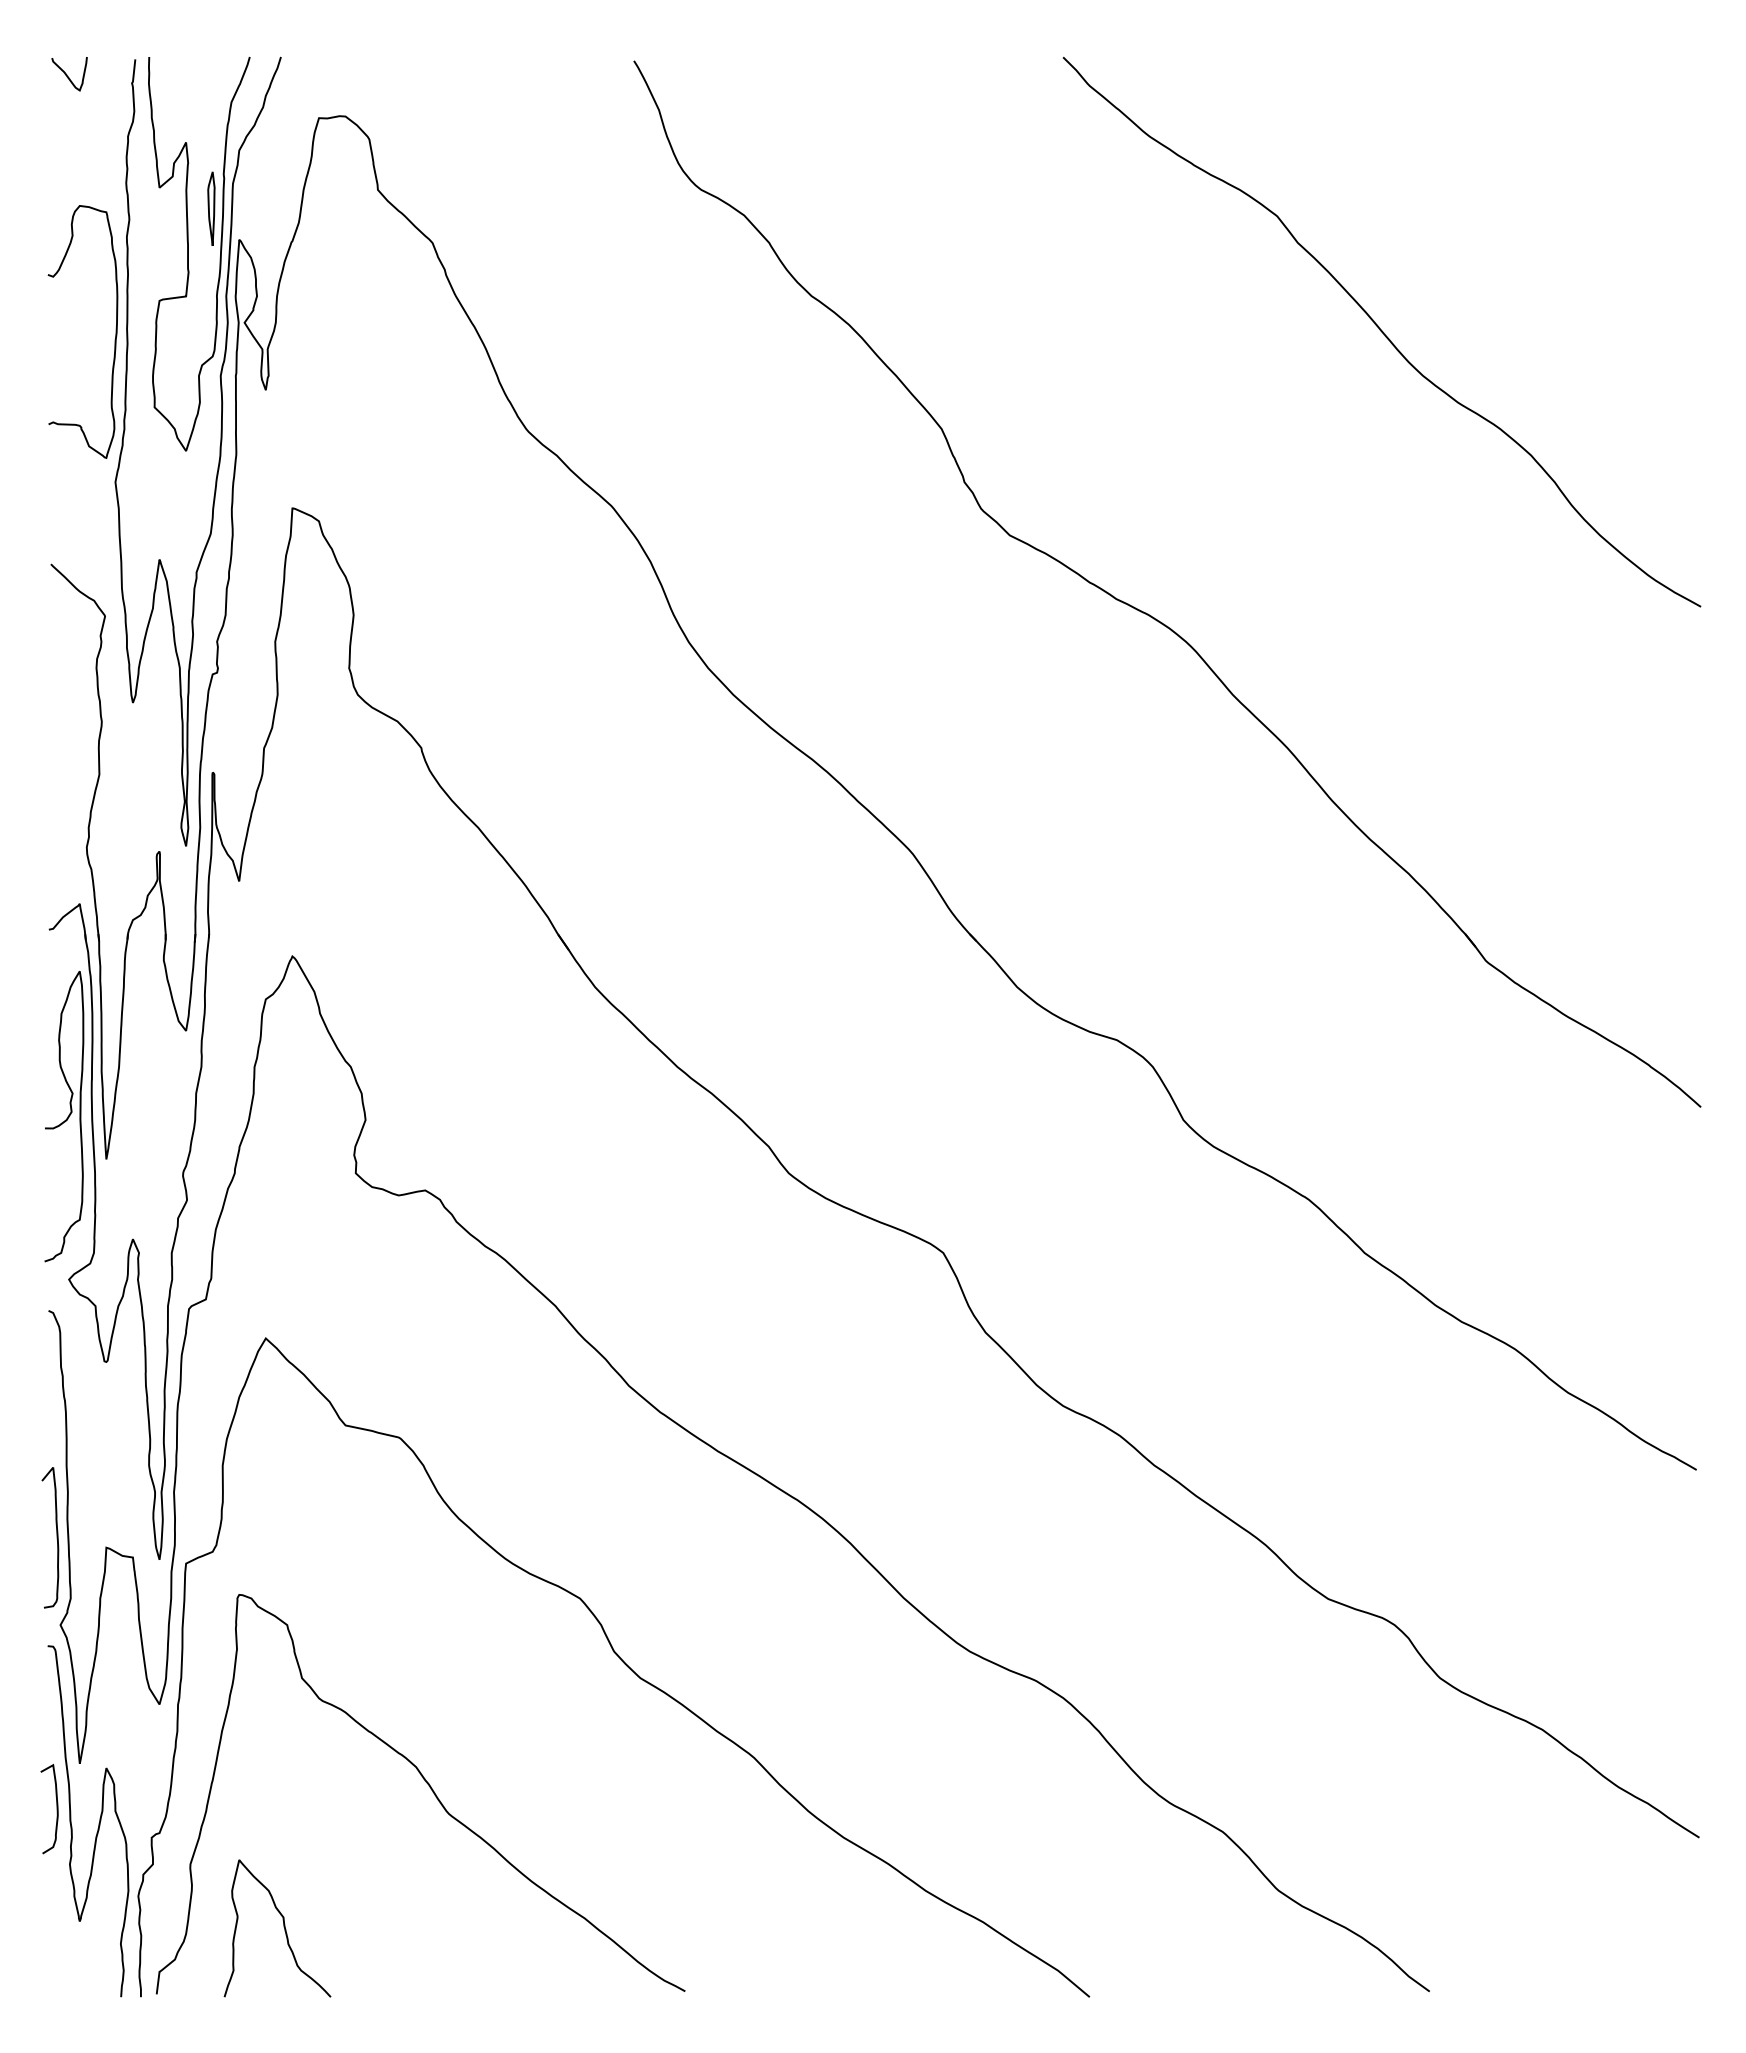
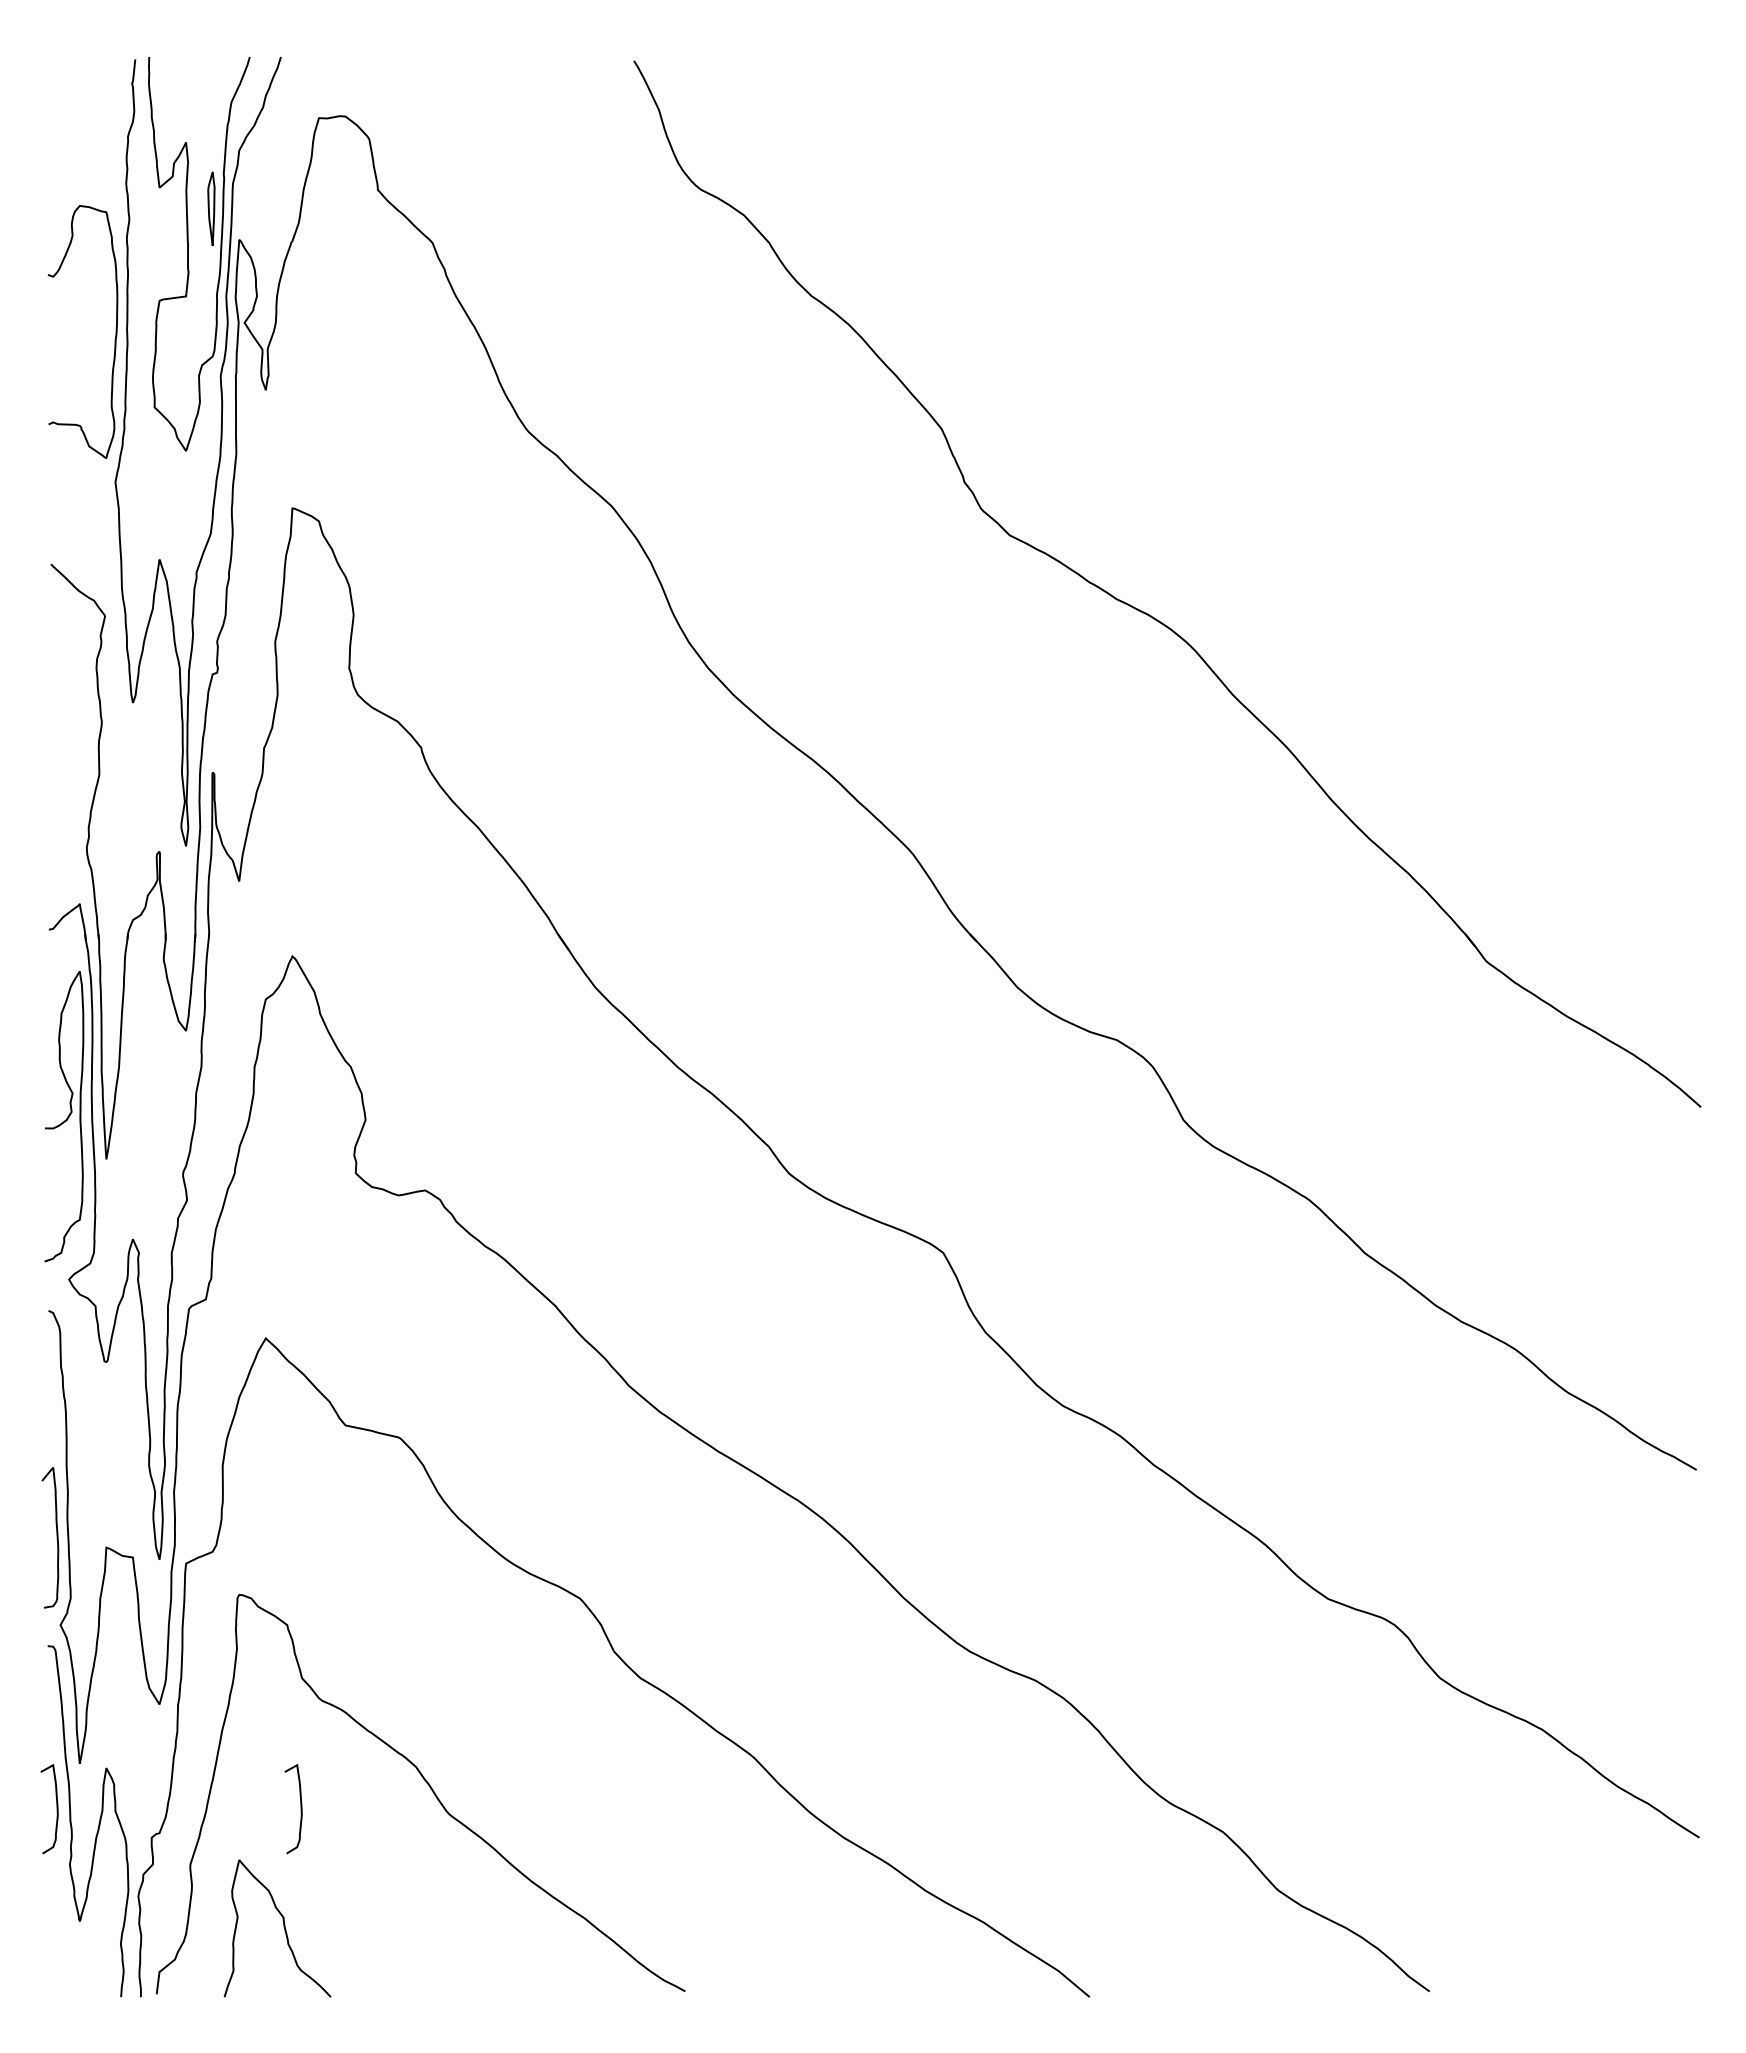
curve: present -> none (67, 74)
curve: present -> none (1381, 332)
curve: none -> present (300, 1809)
